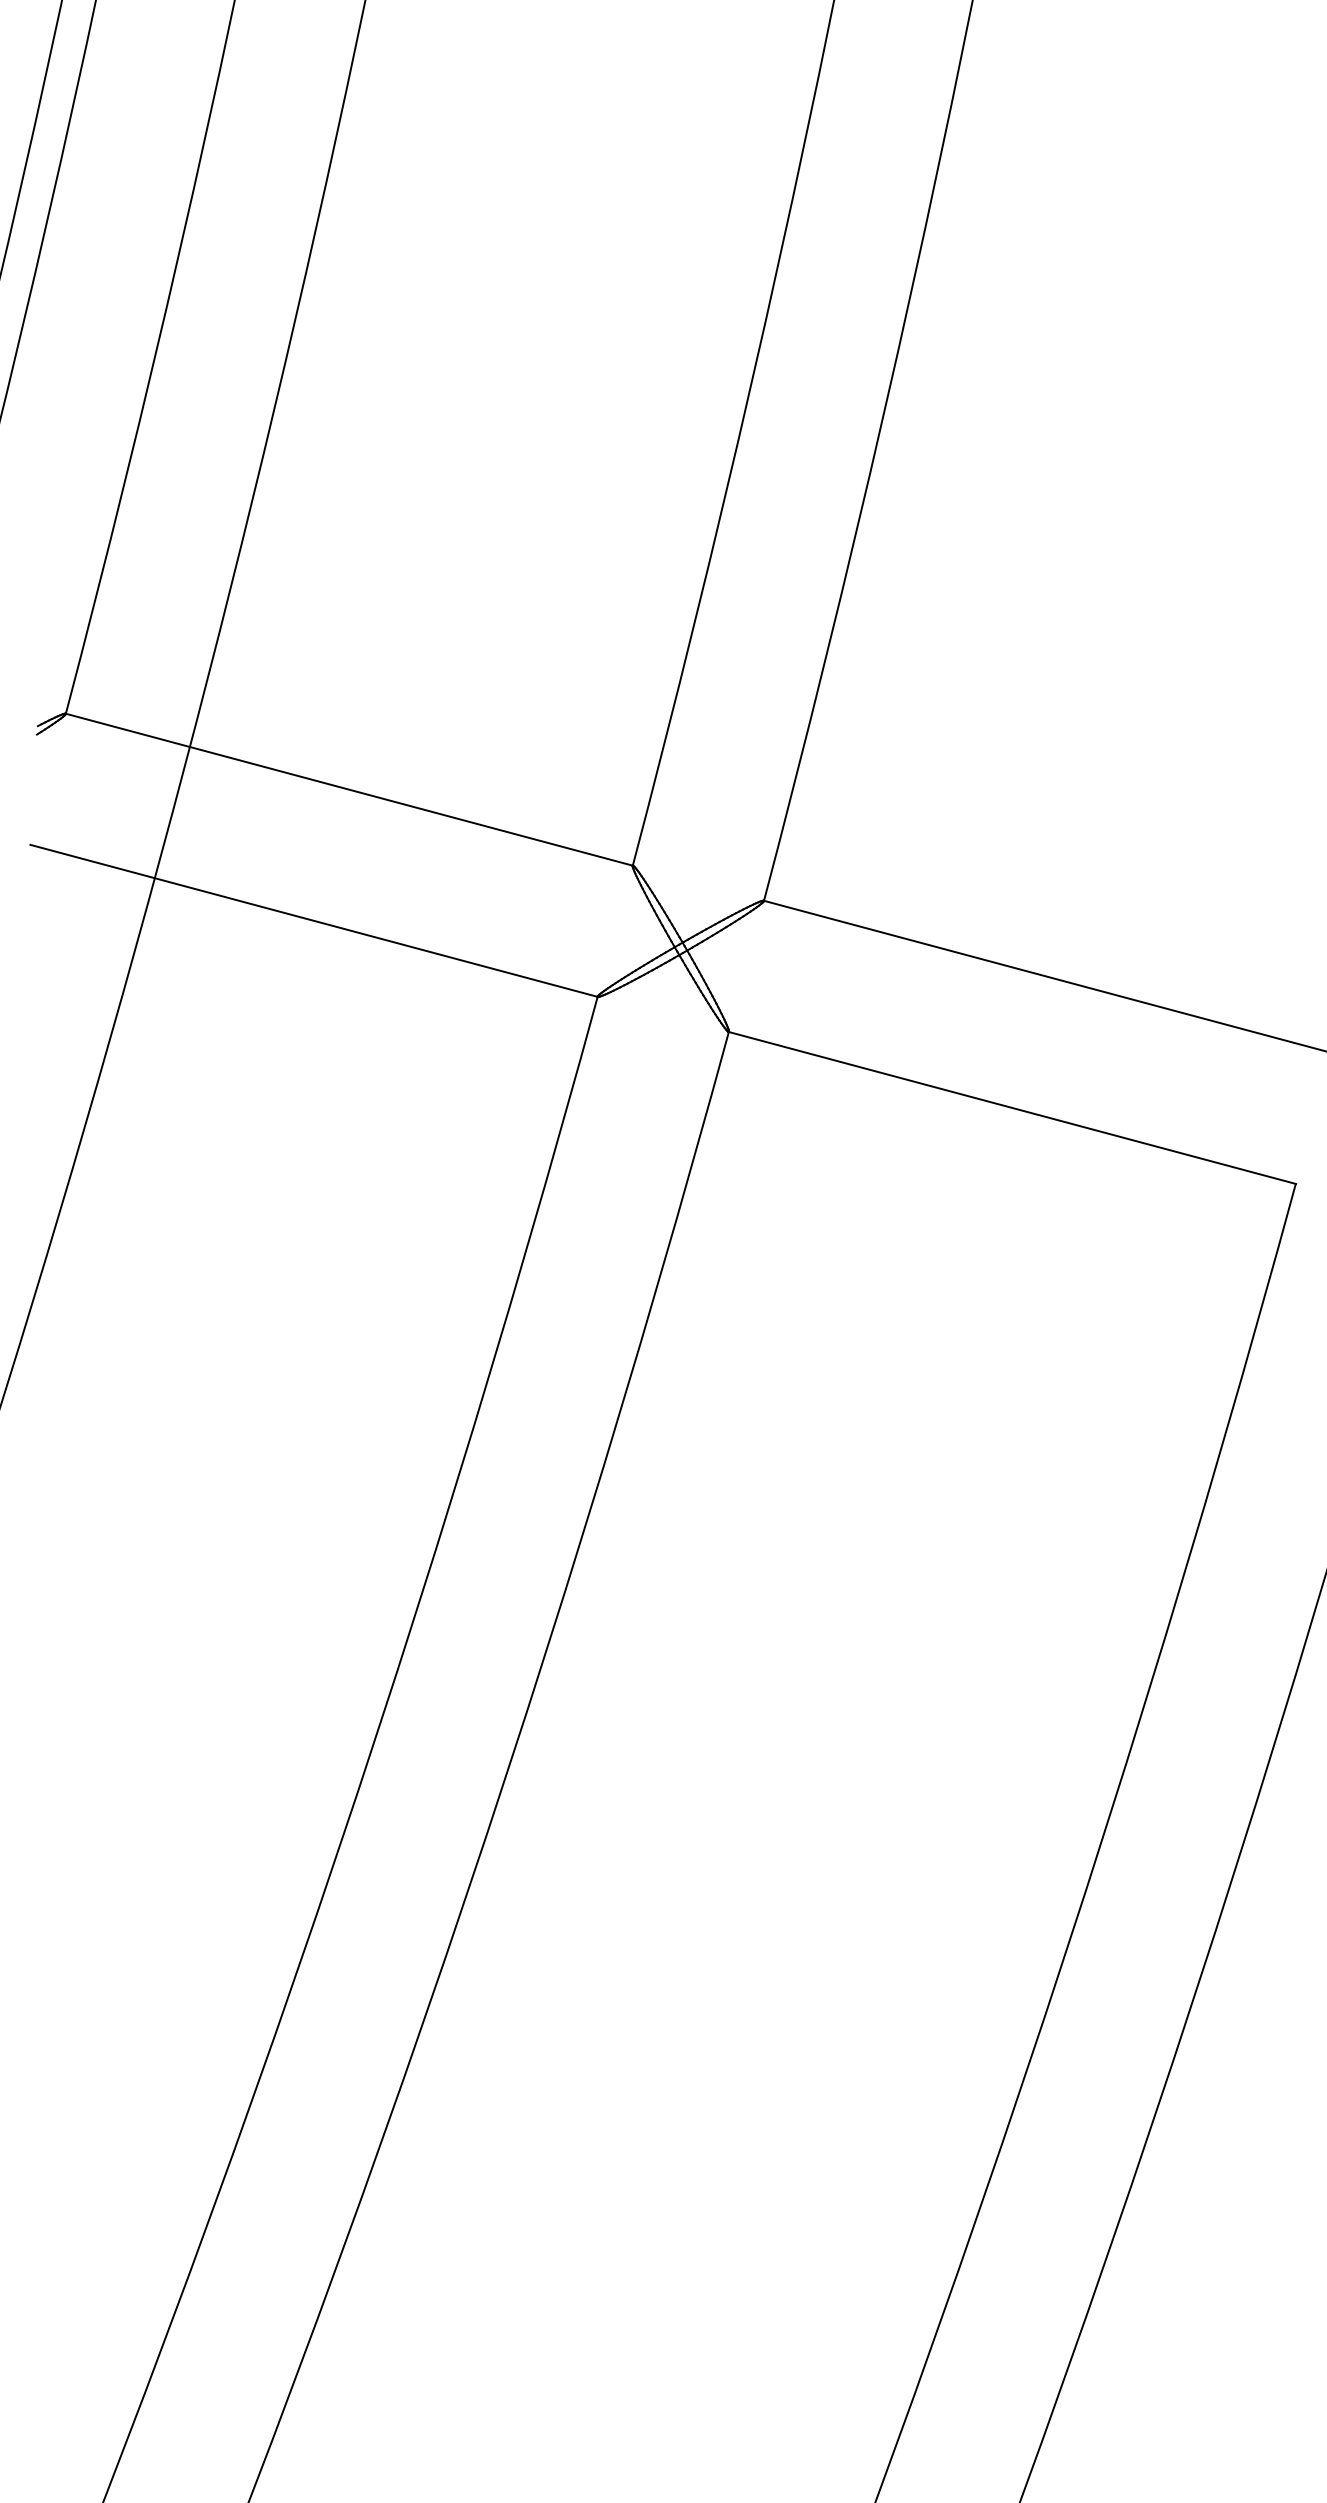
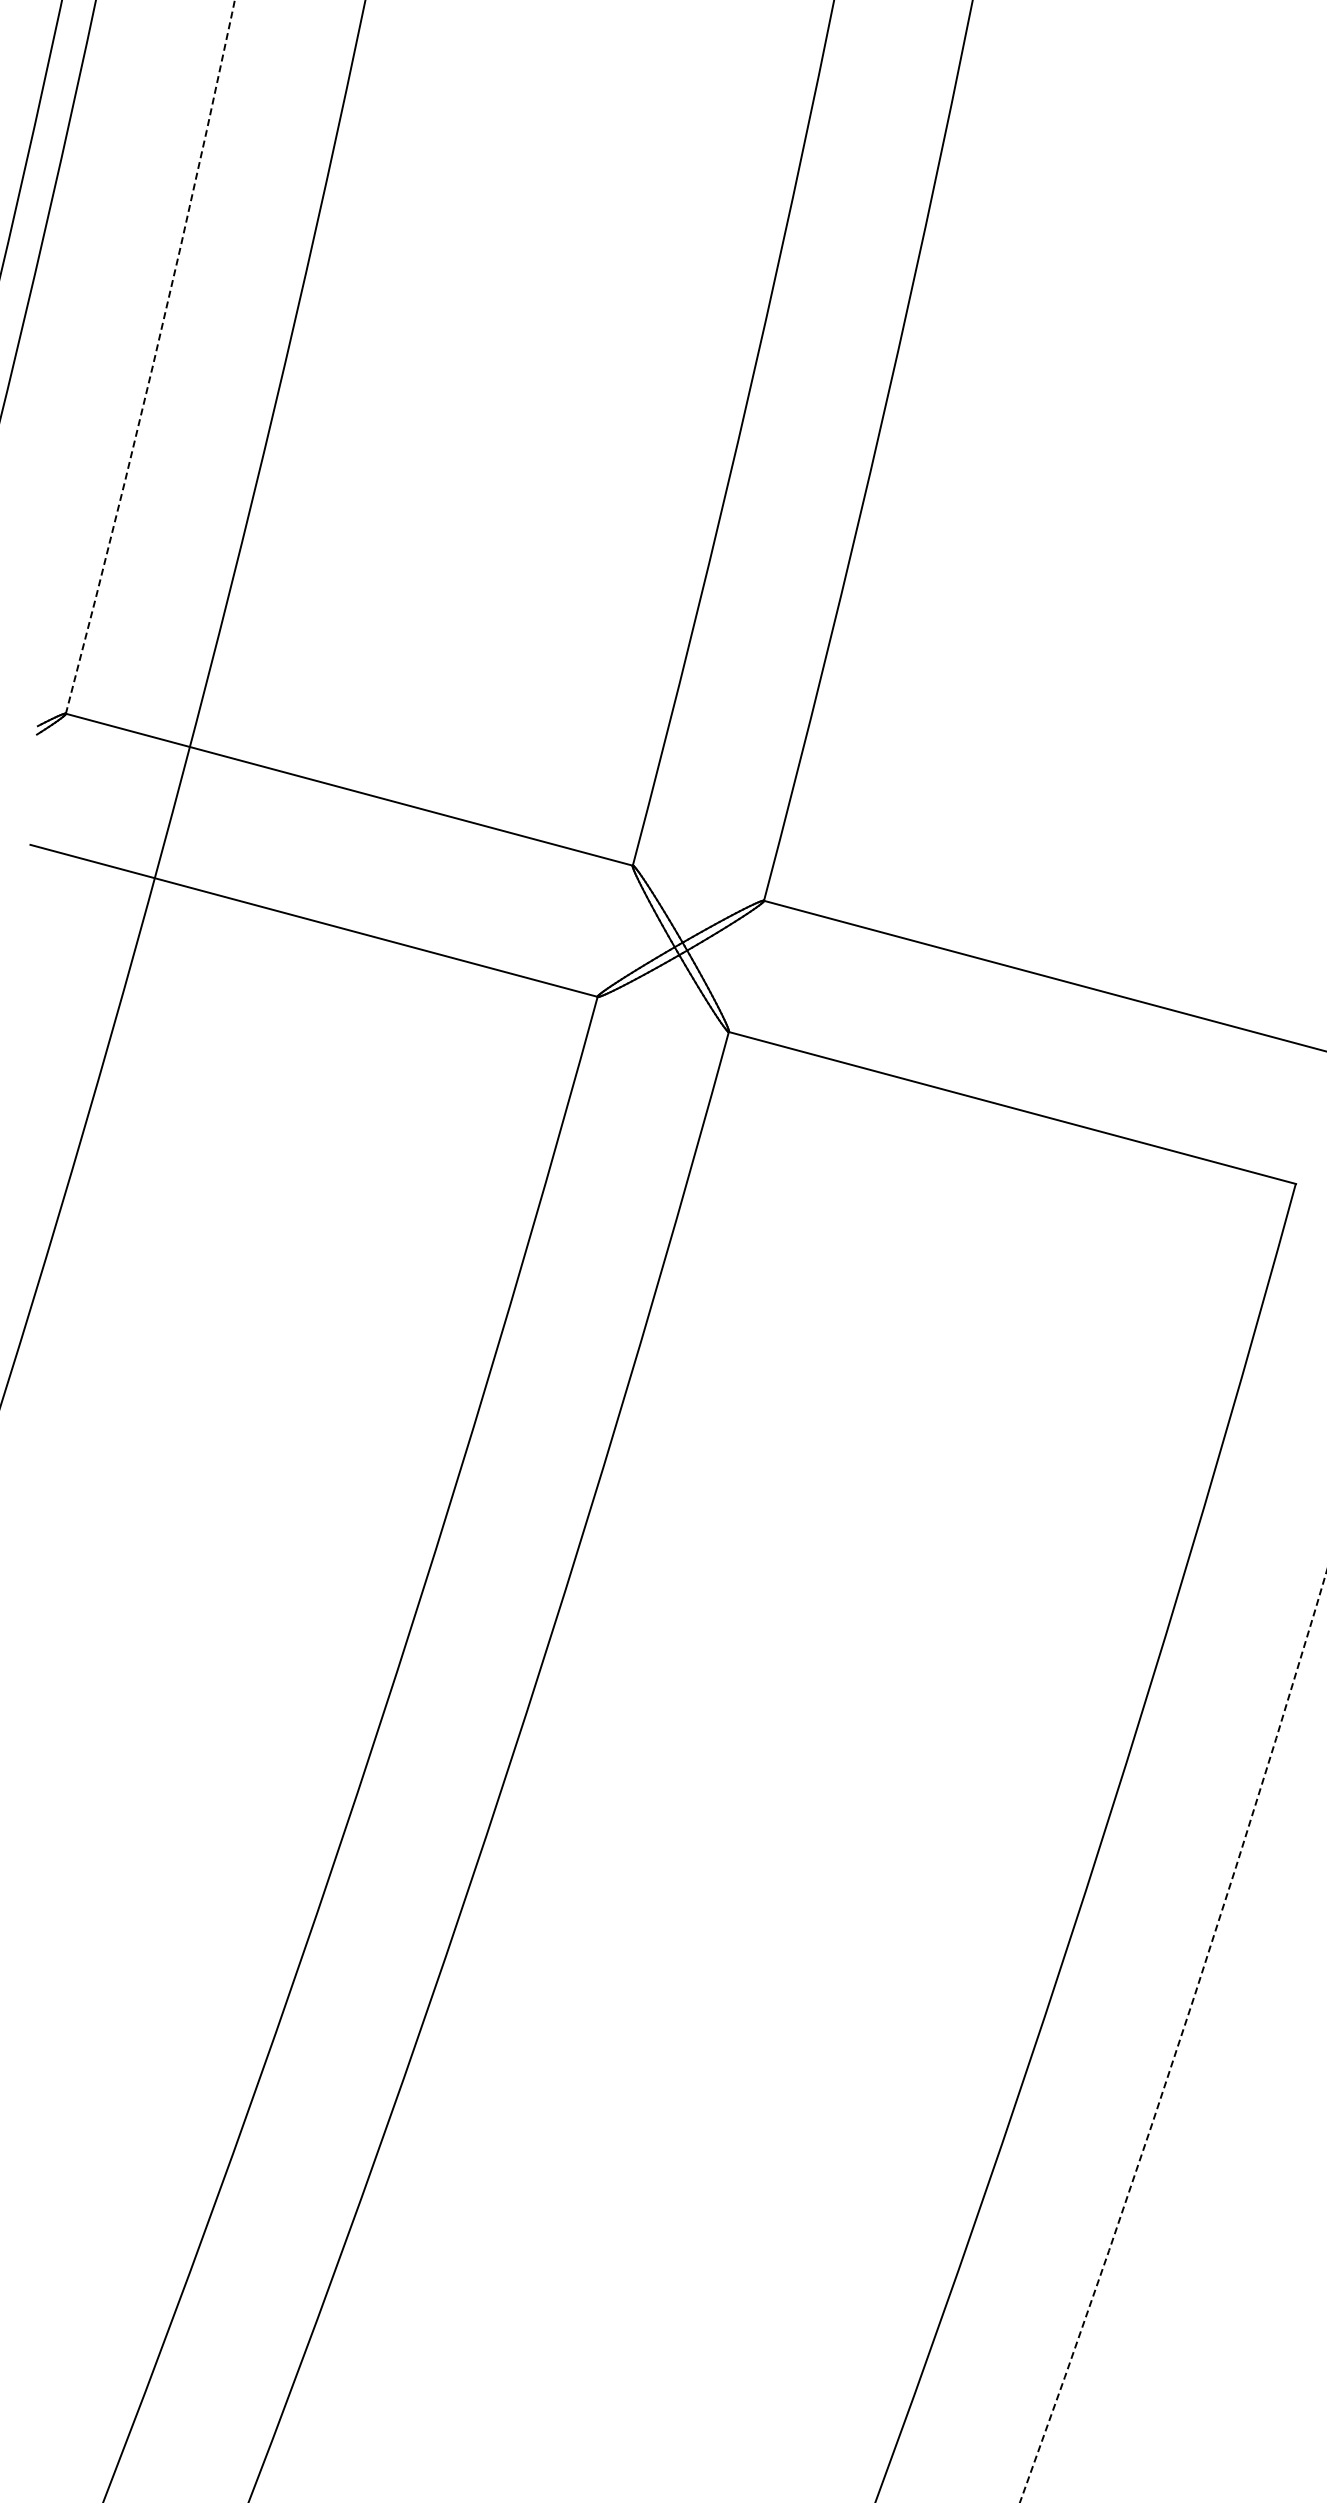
arc: solid -> dashed (154, 358)
arc: solid -> dashed (1180, 2039)
